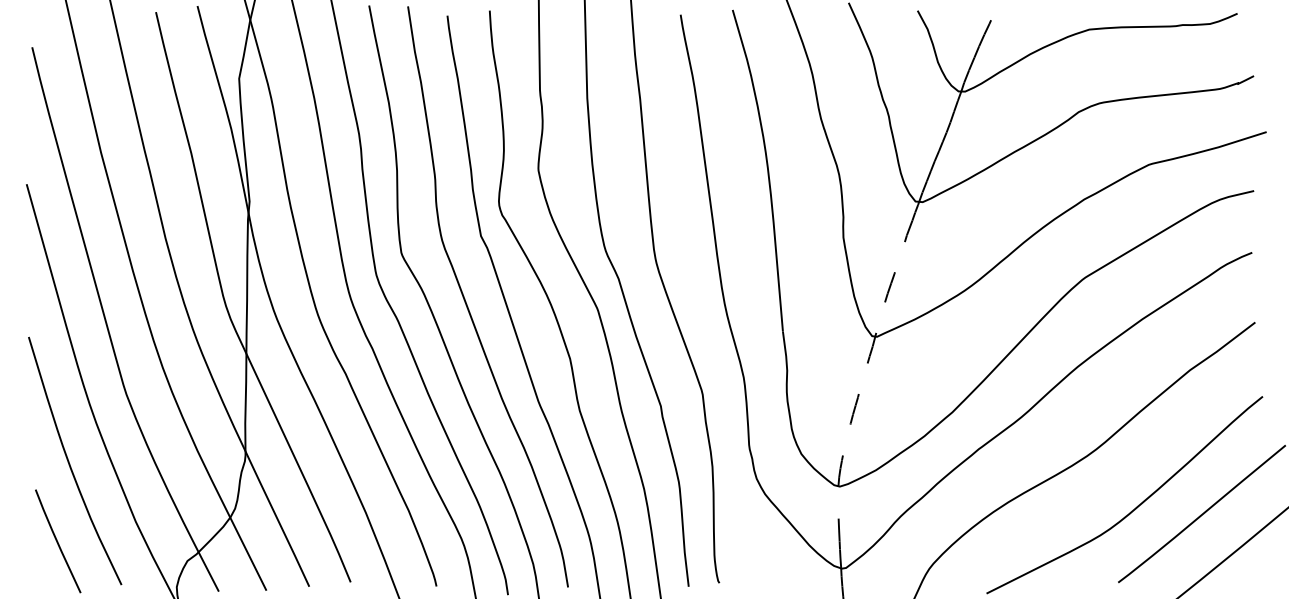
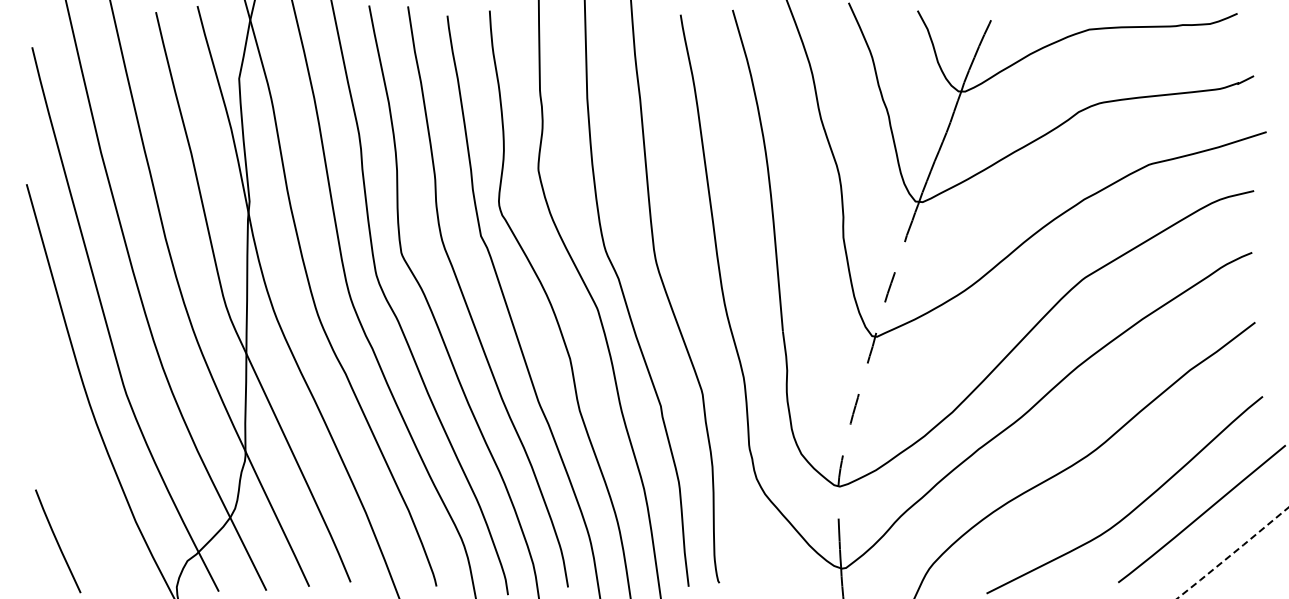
curve: present -> none (70, 463)
line: solid -> dashed (1233, 553)
